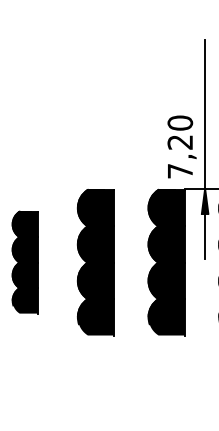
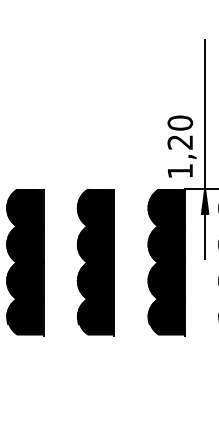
text: 7,20 -> 1,20 (180, 171)
part size: 28x105 px -> 39x149 px (25, 262)
